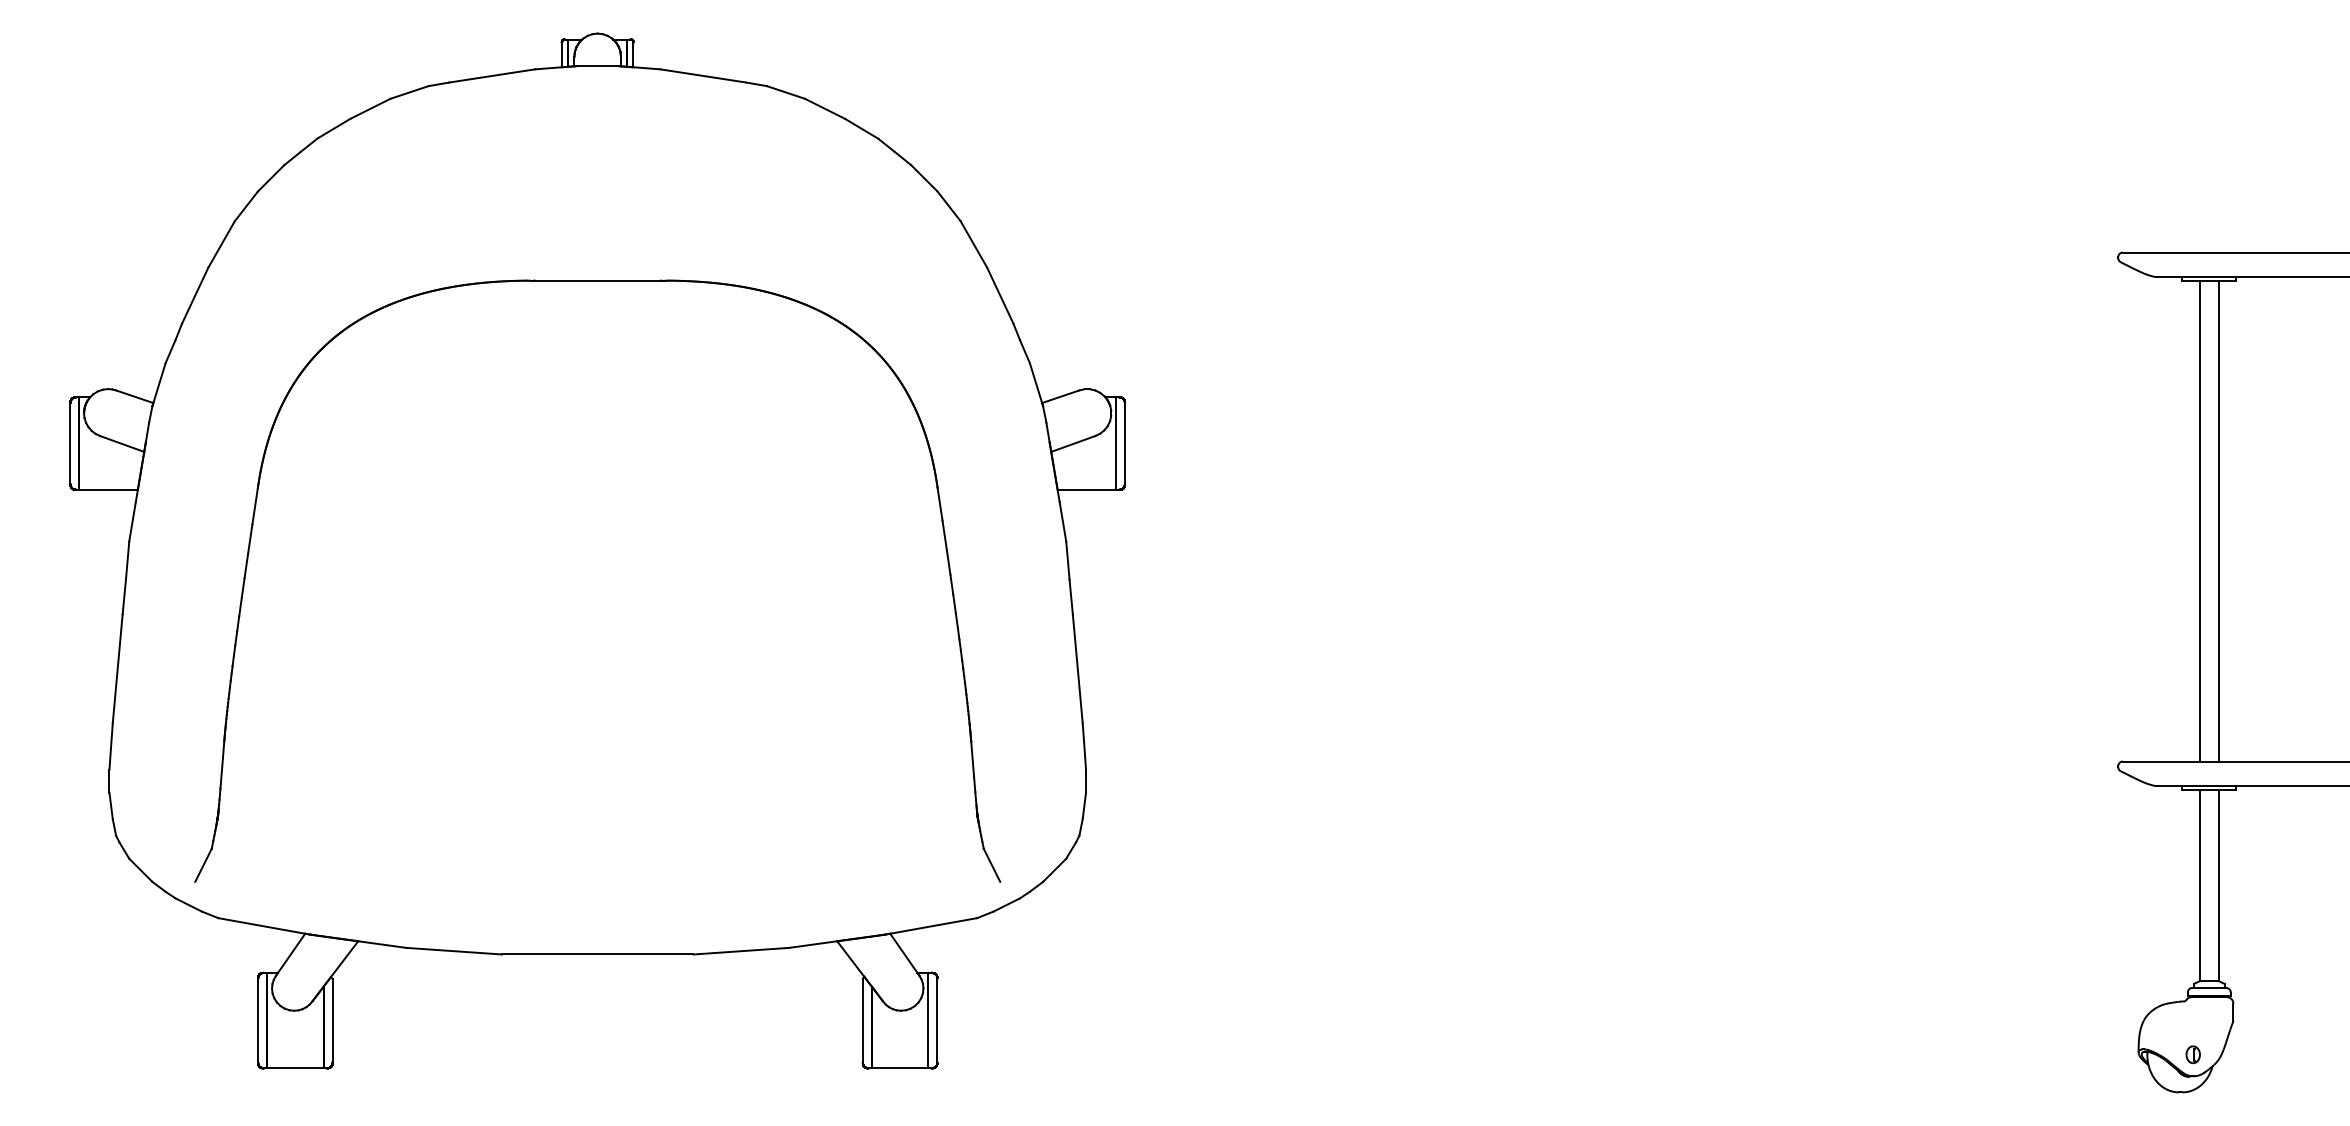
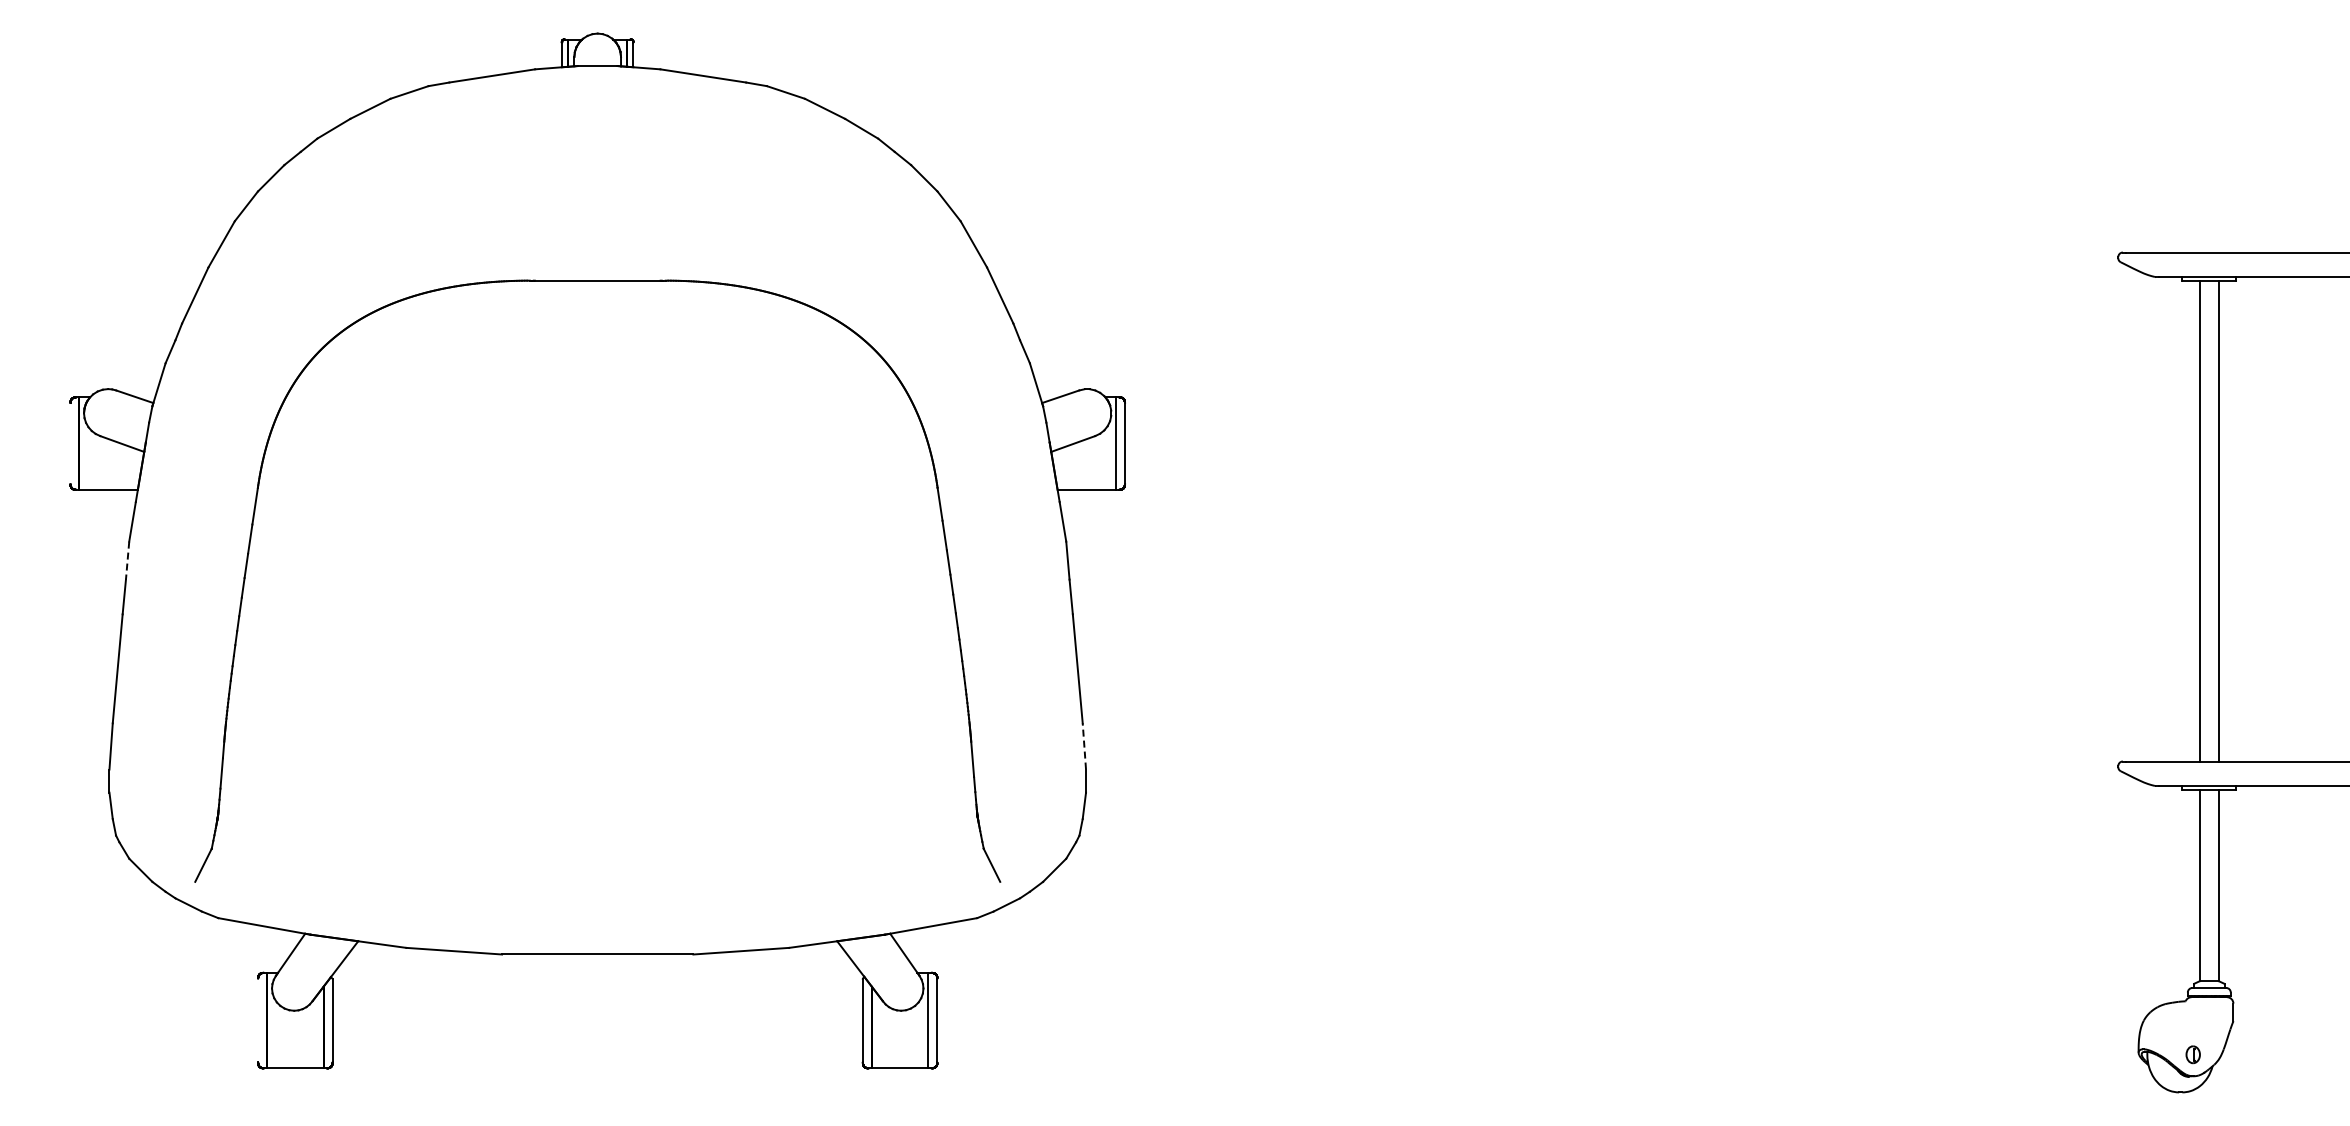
line: present -> none (70, 443)
line: solid -> dashed (127, 561)
line: solid -> dashed (1084, 745)
line: present -> none (258, 1020)
